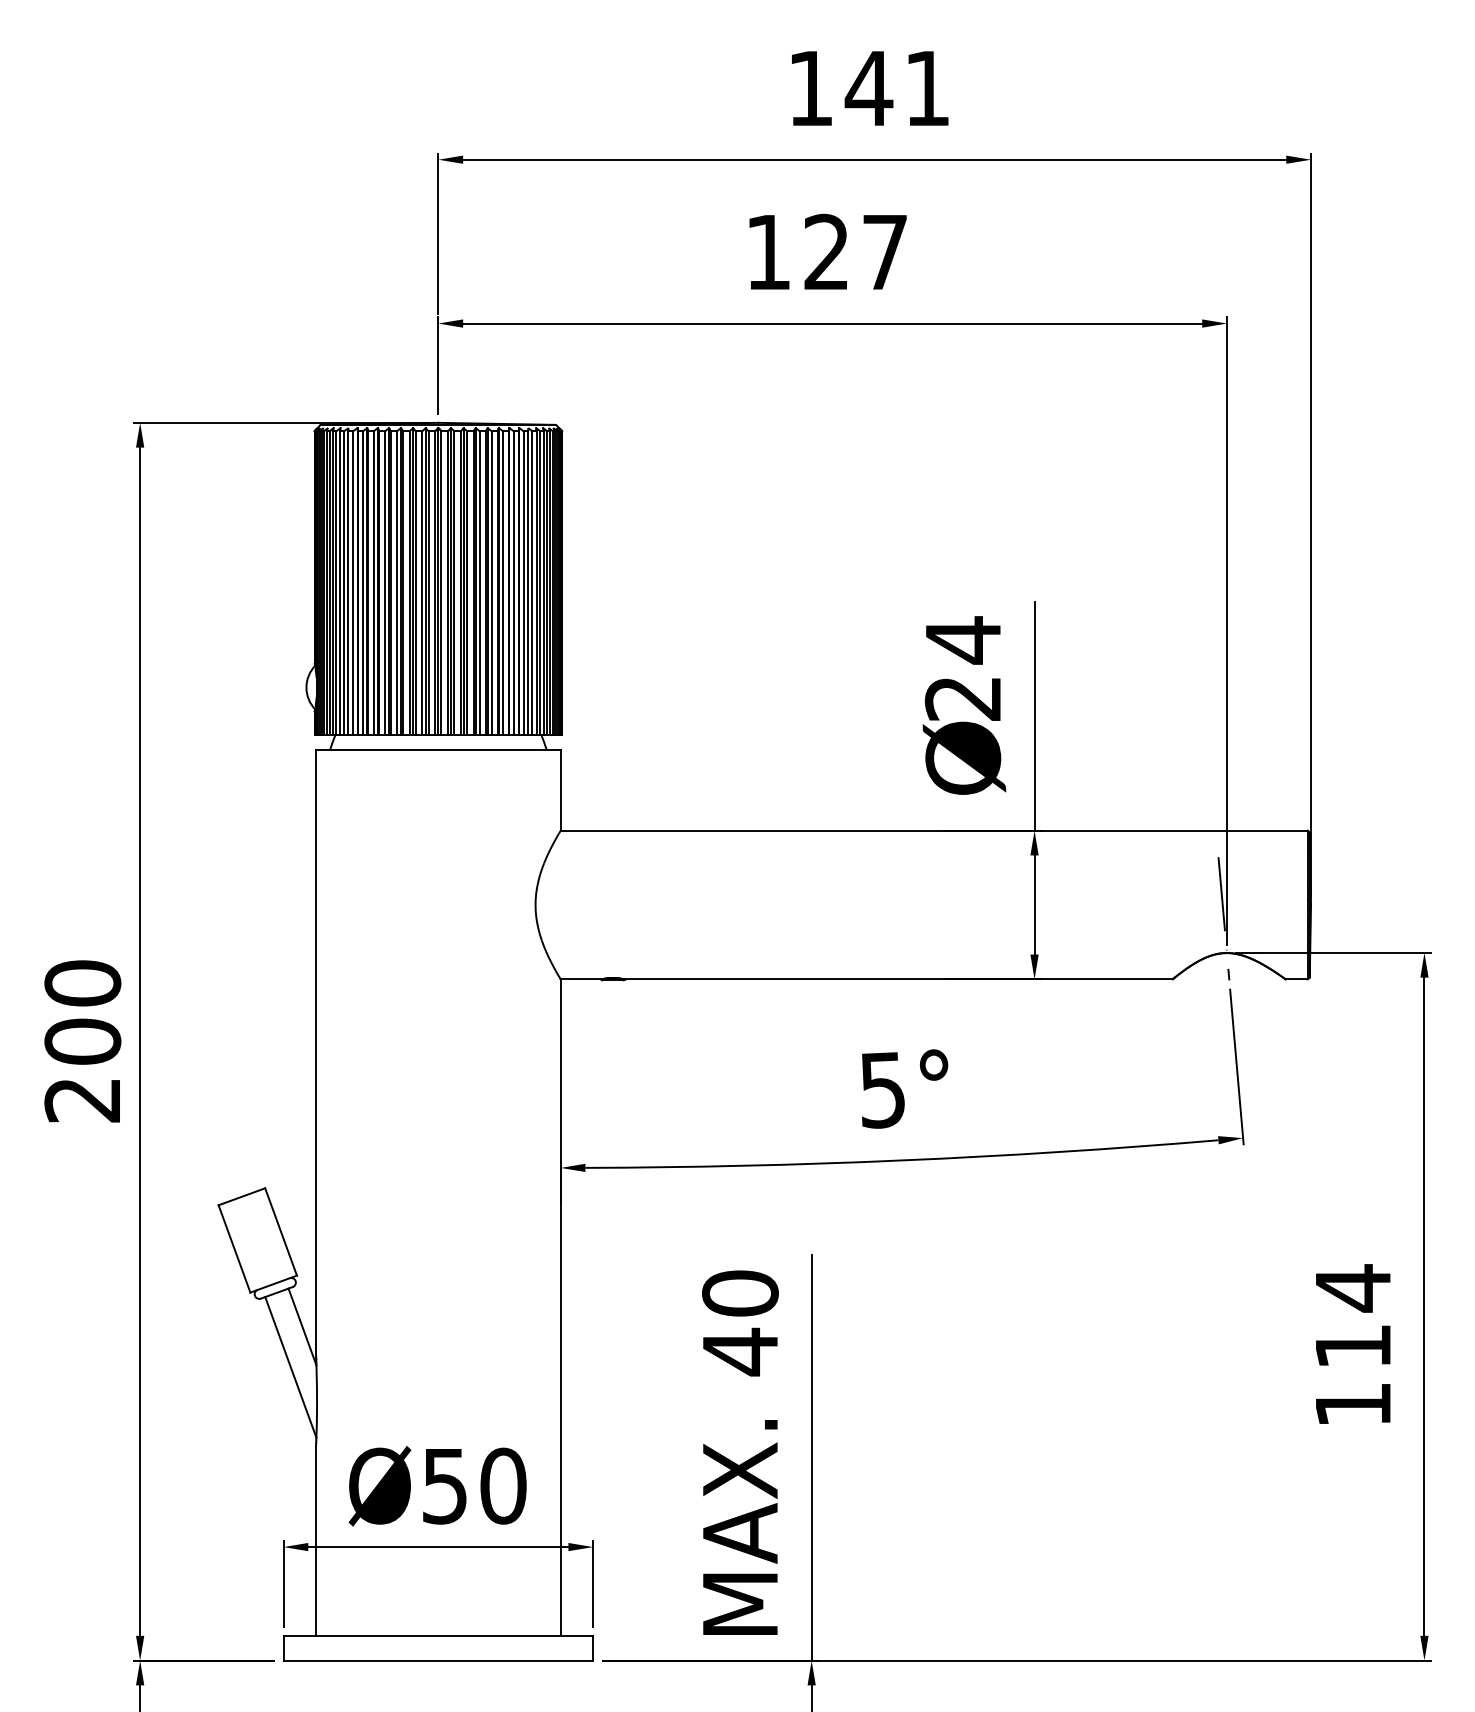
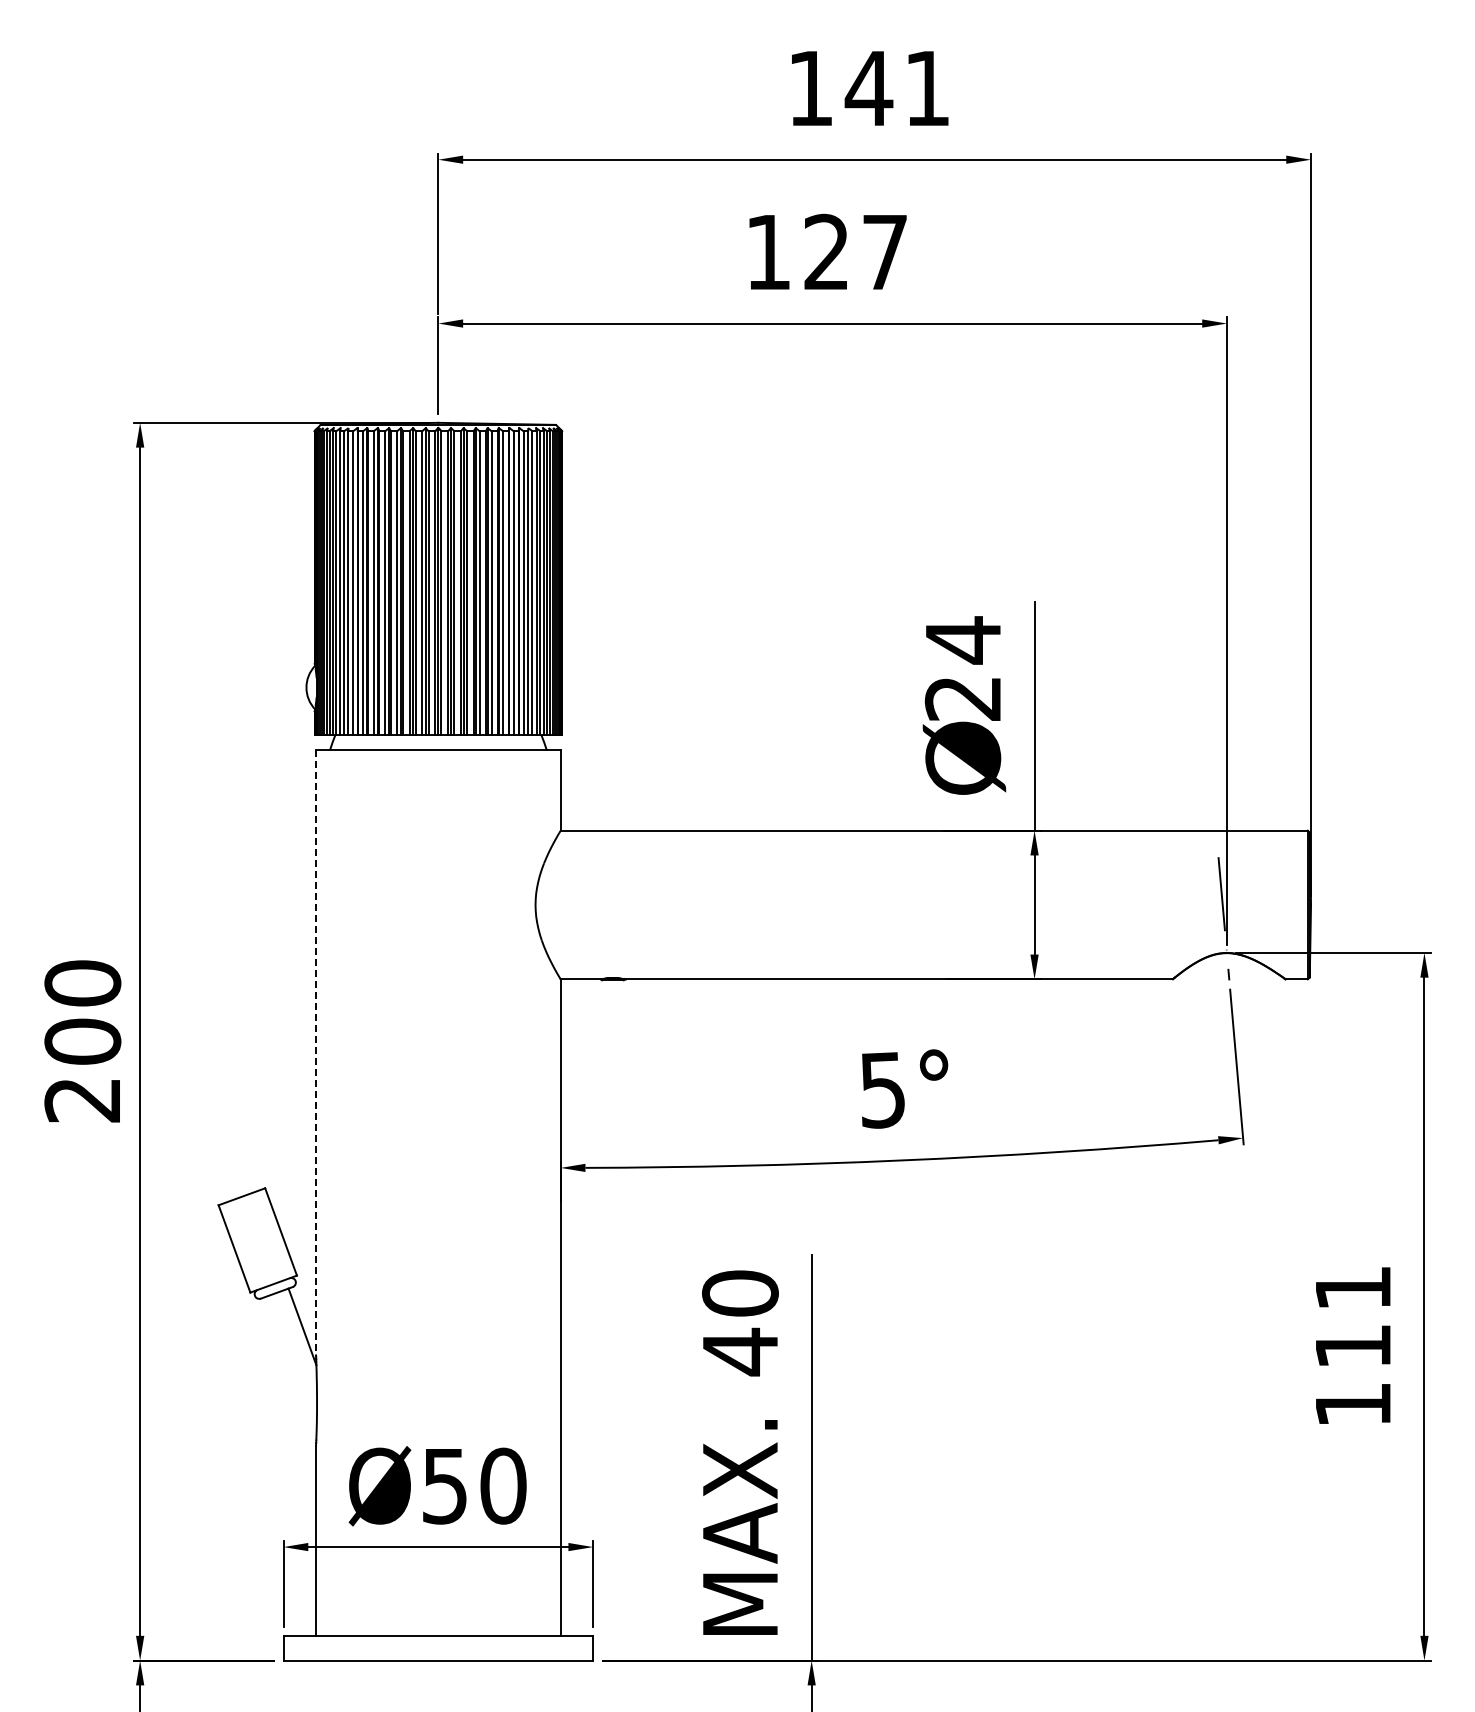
line: solid -> dashed (316, 1052)
text: 114 -> 111 (1353, 1288)
line: present -> none (290, 1367)
